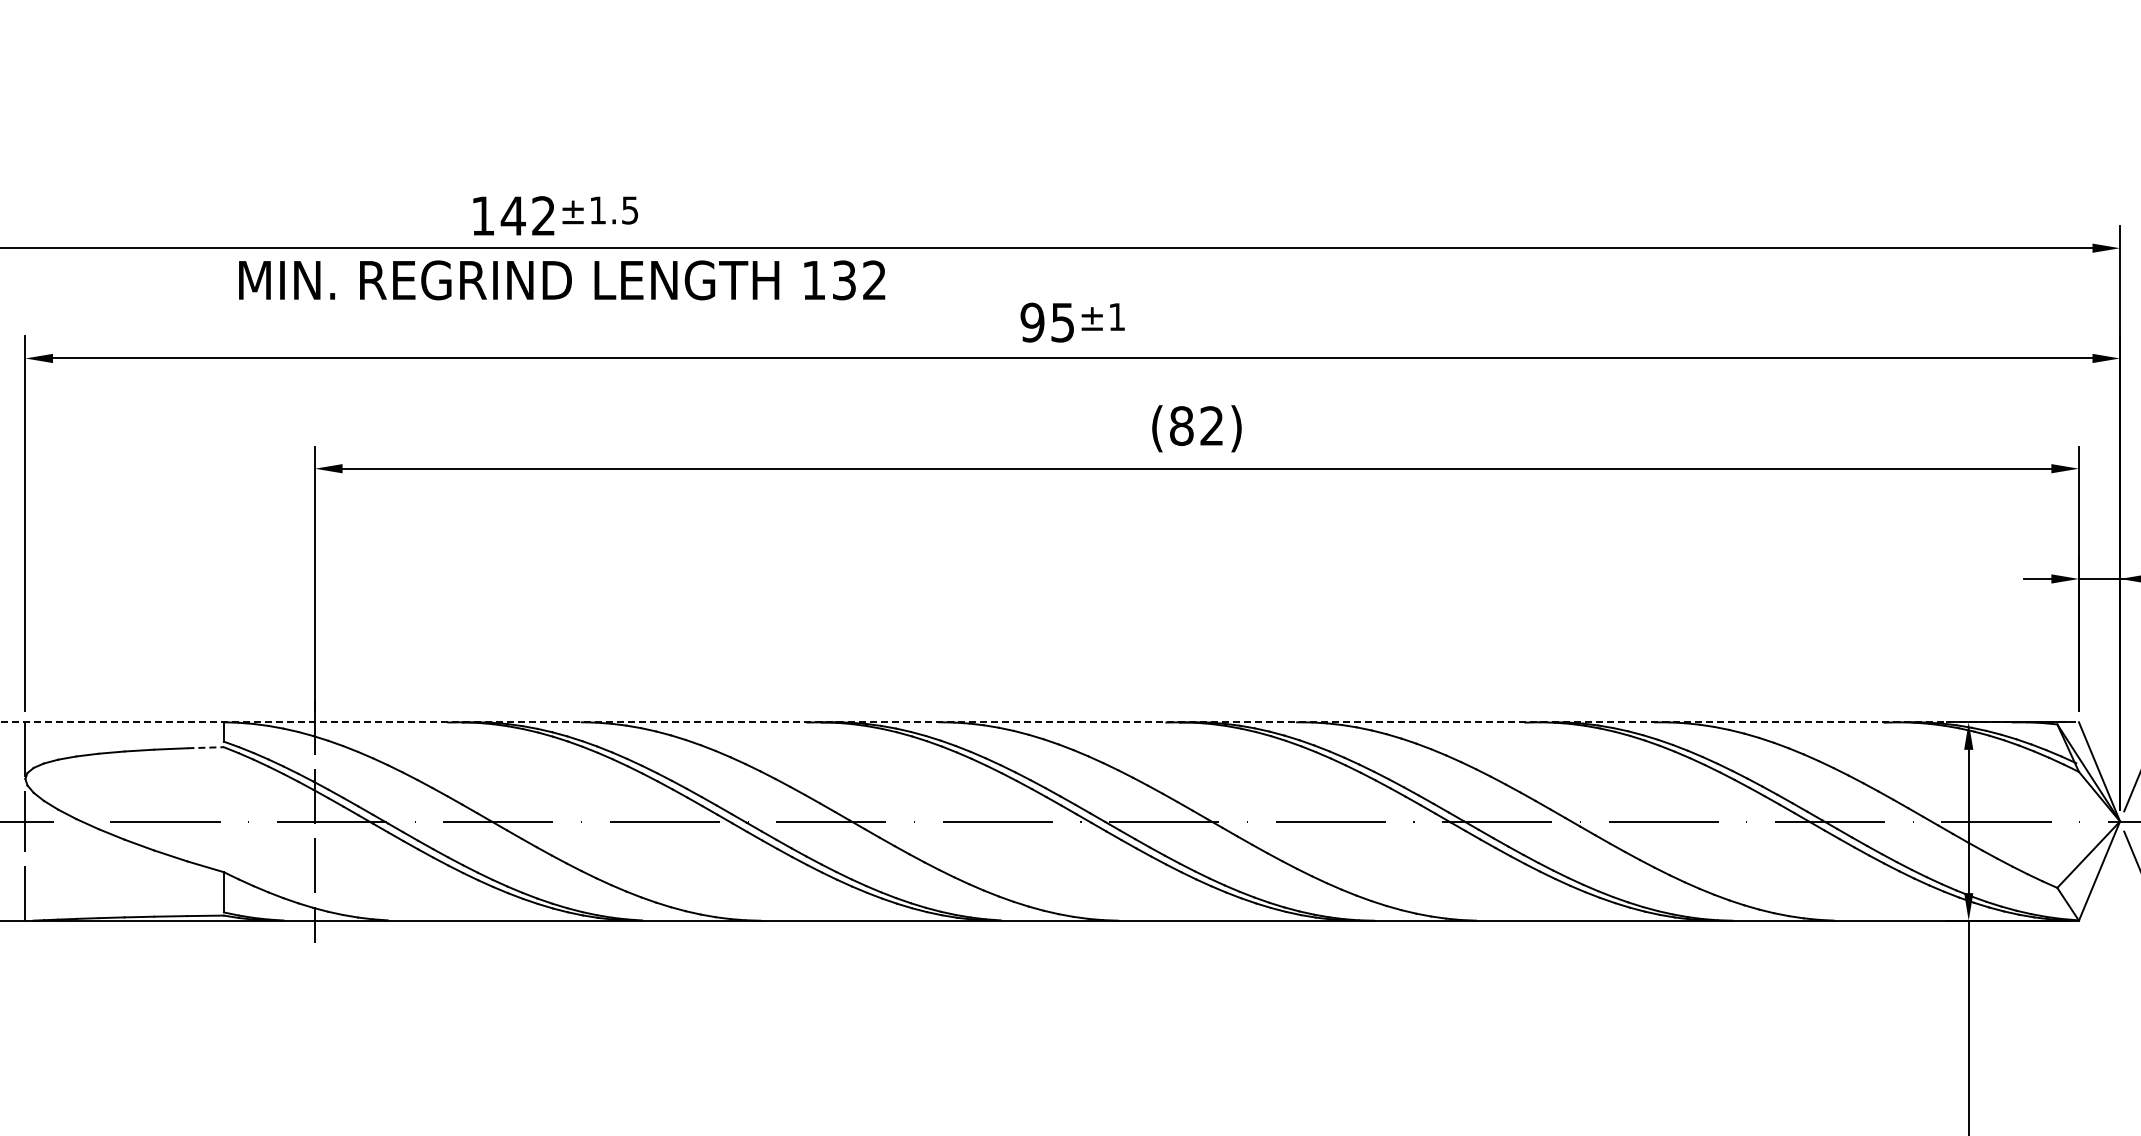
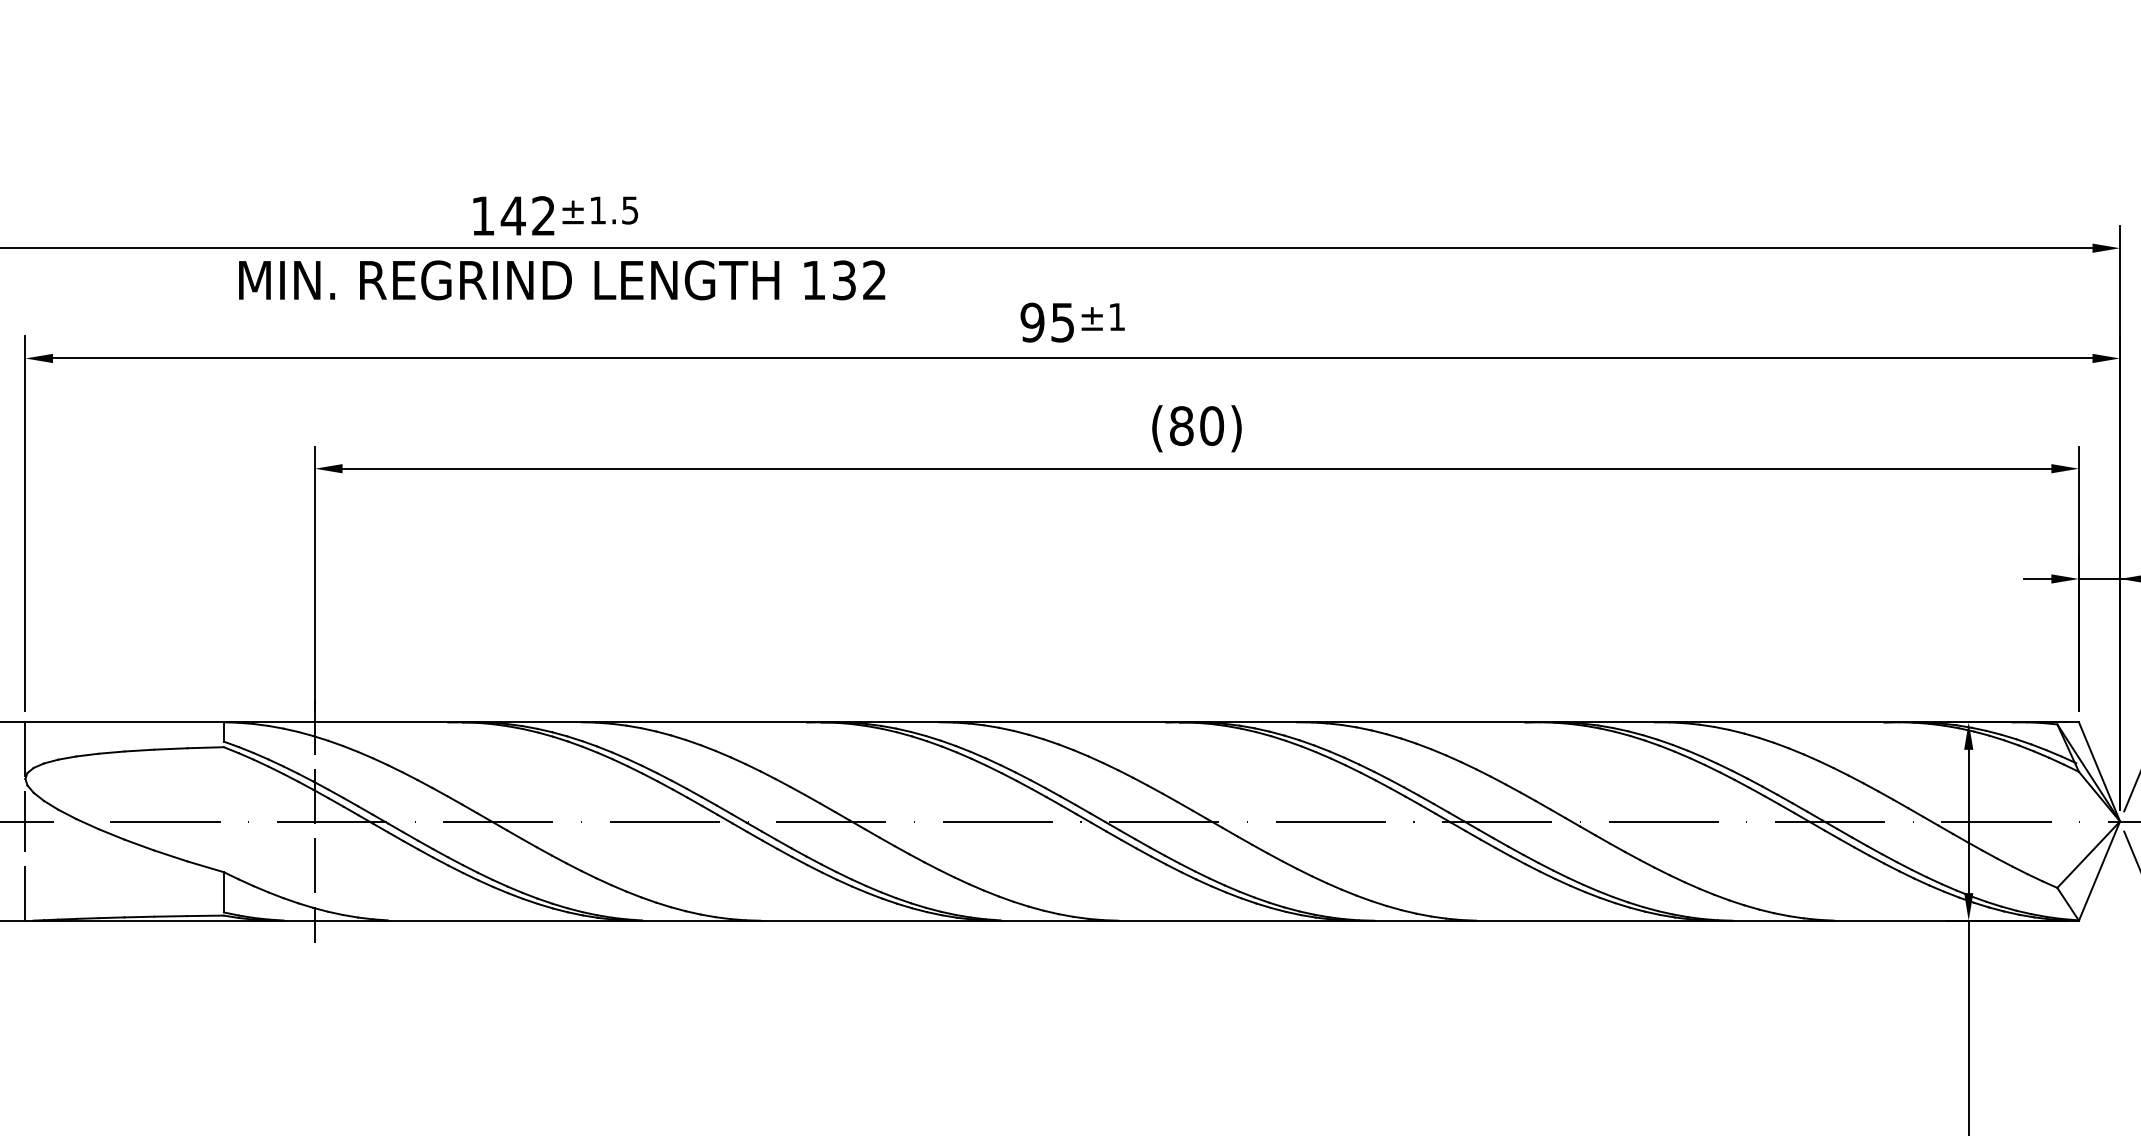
text: (82) -> (80) (1212, 426)
line: dashed -> solid (1040, 722)
line: dashed -> solid (206, 747)
